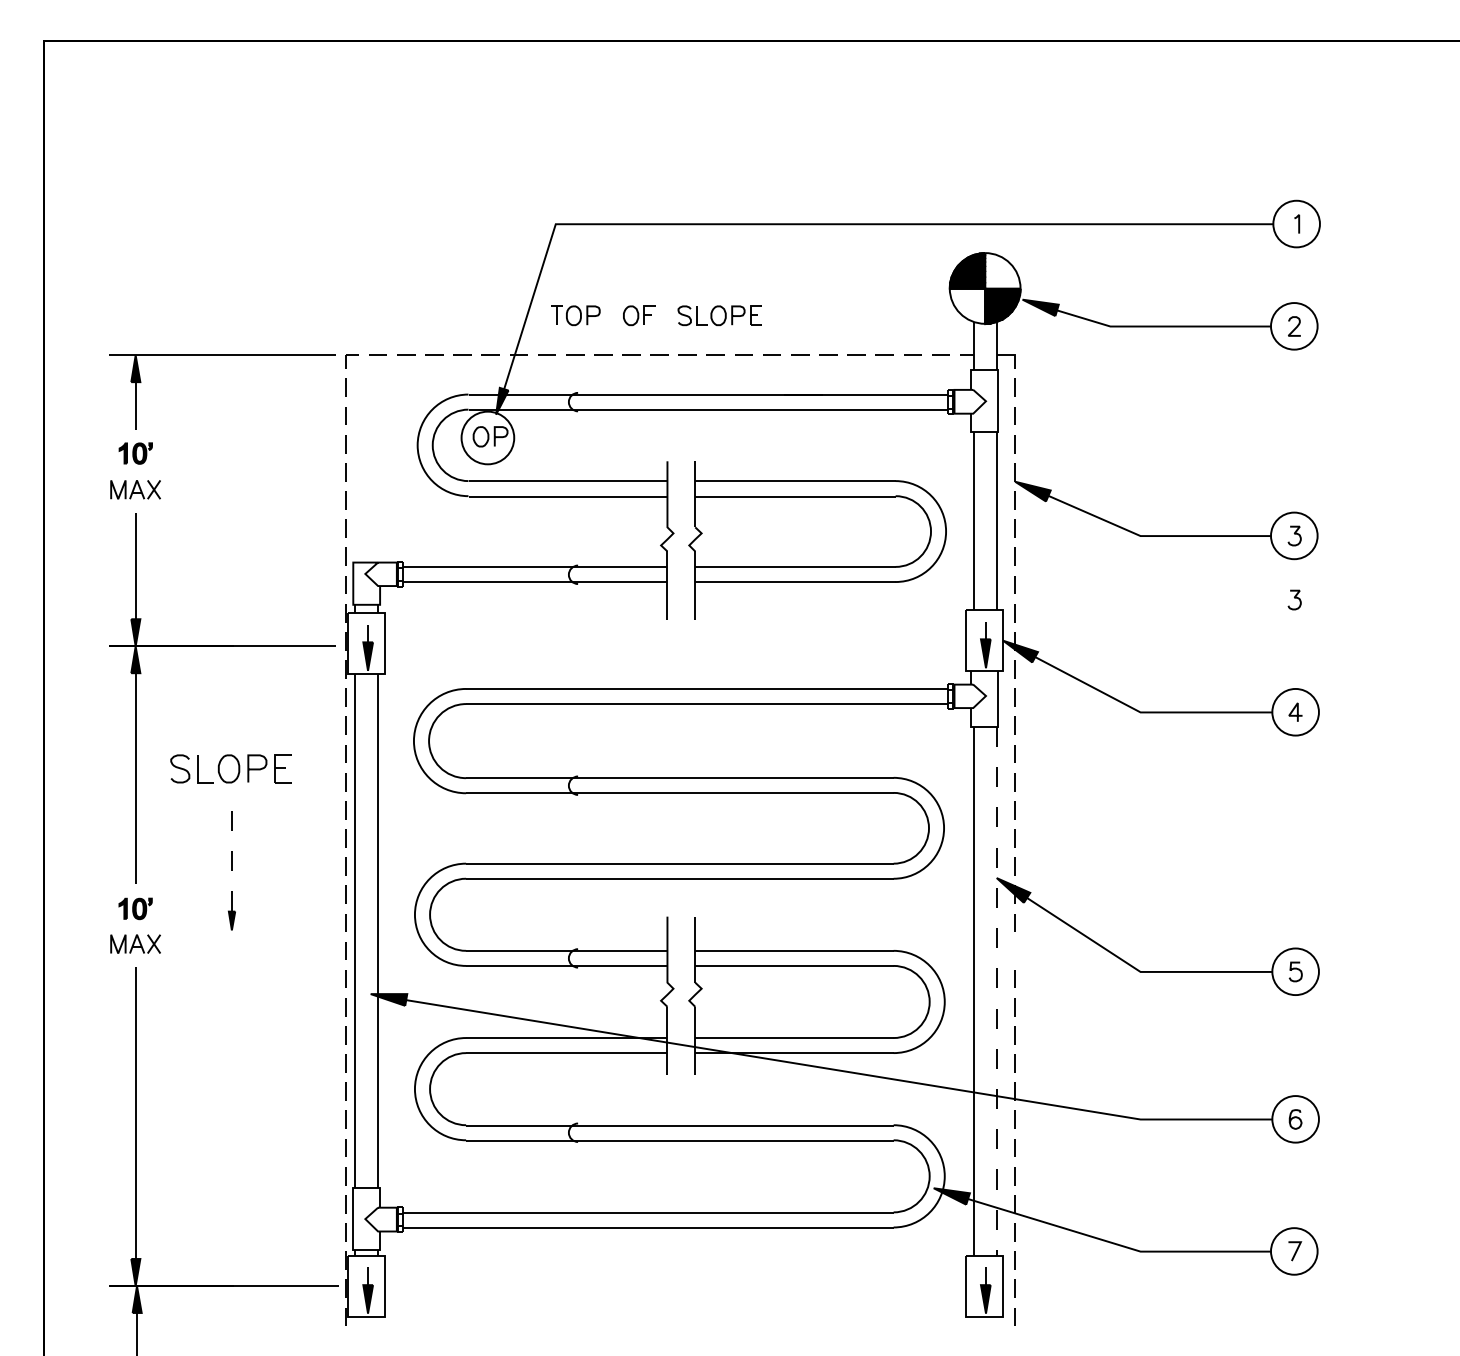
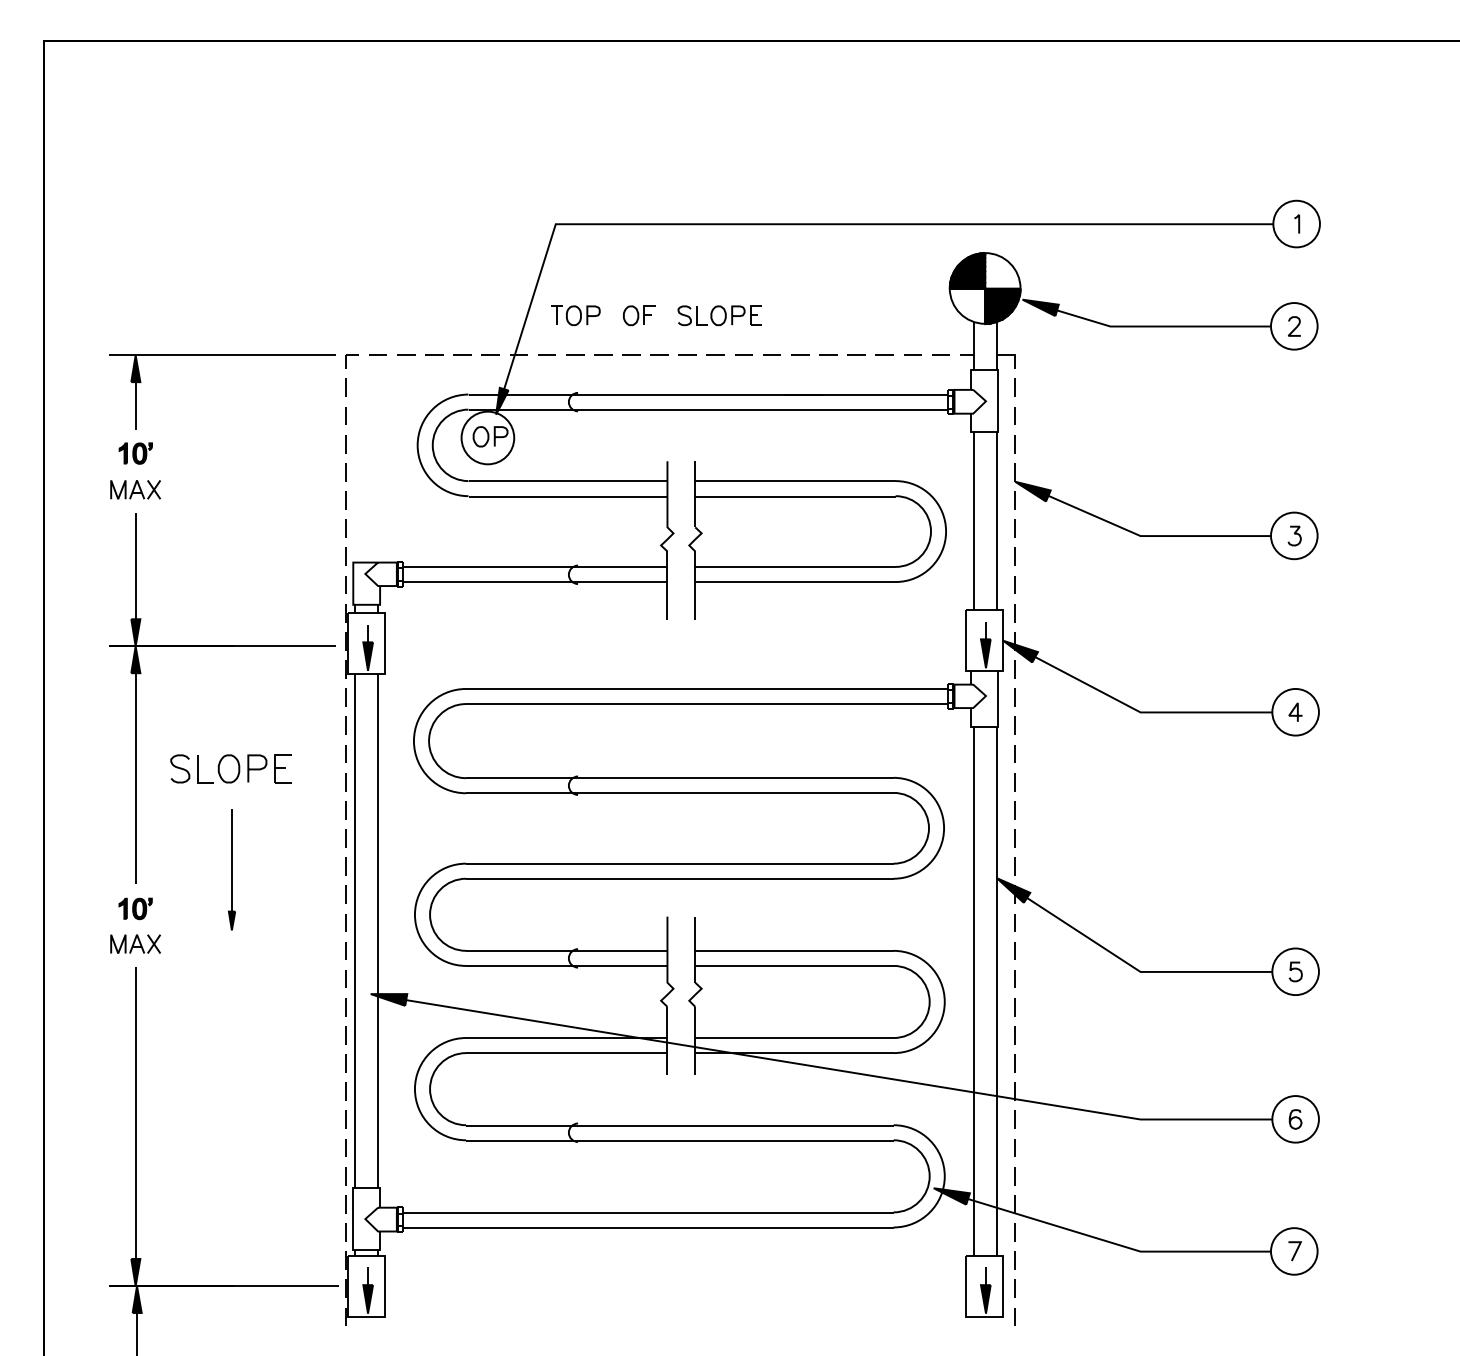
curve: present -> none (1294, 598)
line: dashed -> solid (231, 859)
line: none -> present (1014, 950)
line: dashed -> solid (996, 991)
